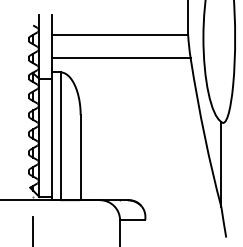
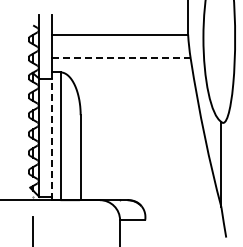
line: solid -> dashed (121, 58)
line: solid -> dashed (52, 136)
